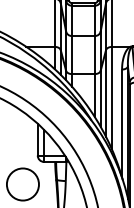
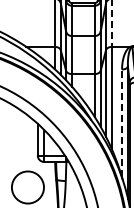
line: solid -> dashed (111, 24)
line: solid -> dashed (122, 123)
circle position: (22, 184) -> (27, 187) (27, 187)
